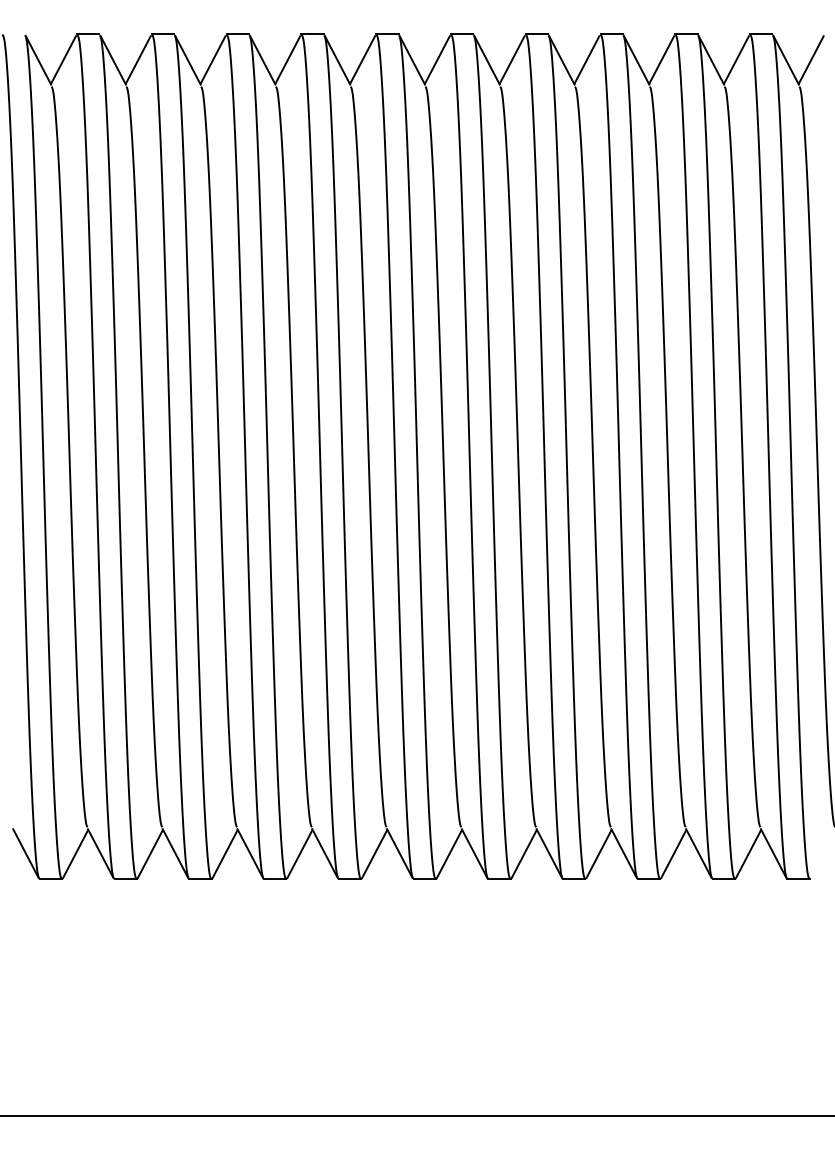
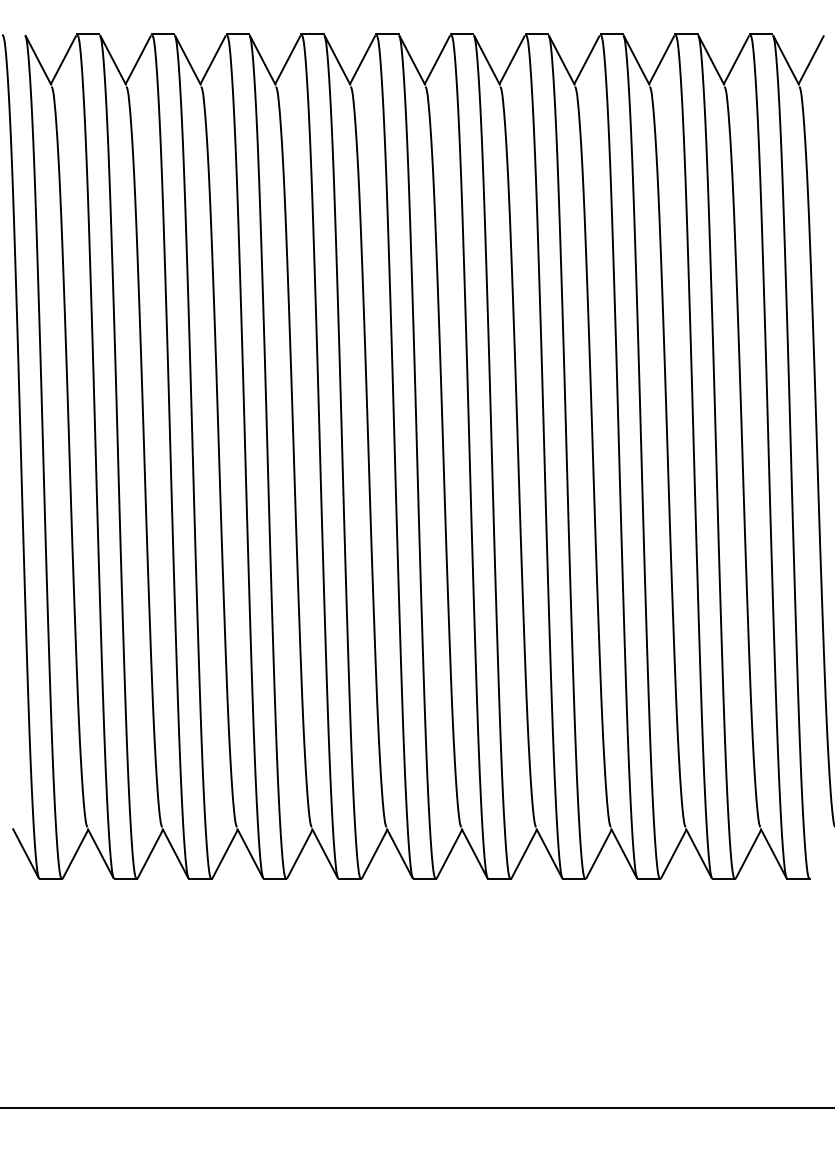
line position: (416, 1116) -> (416, 1108) (416, 1108)
